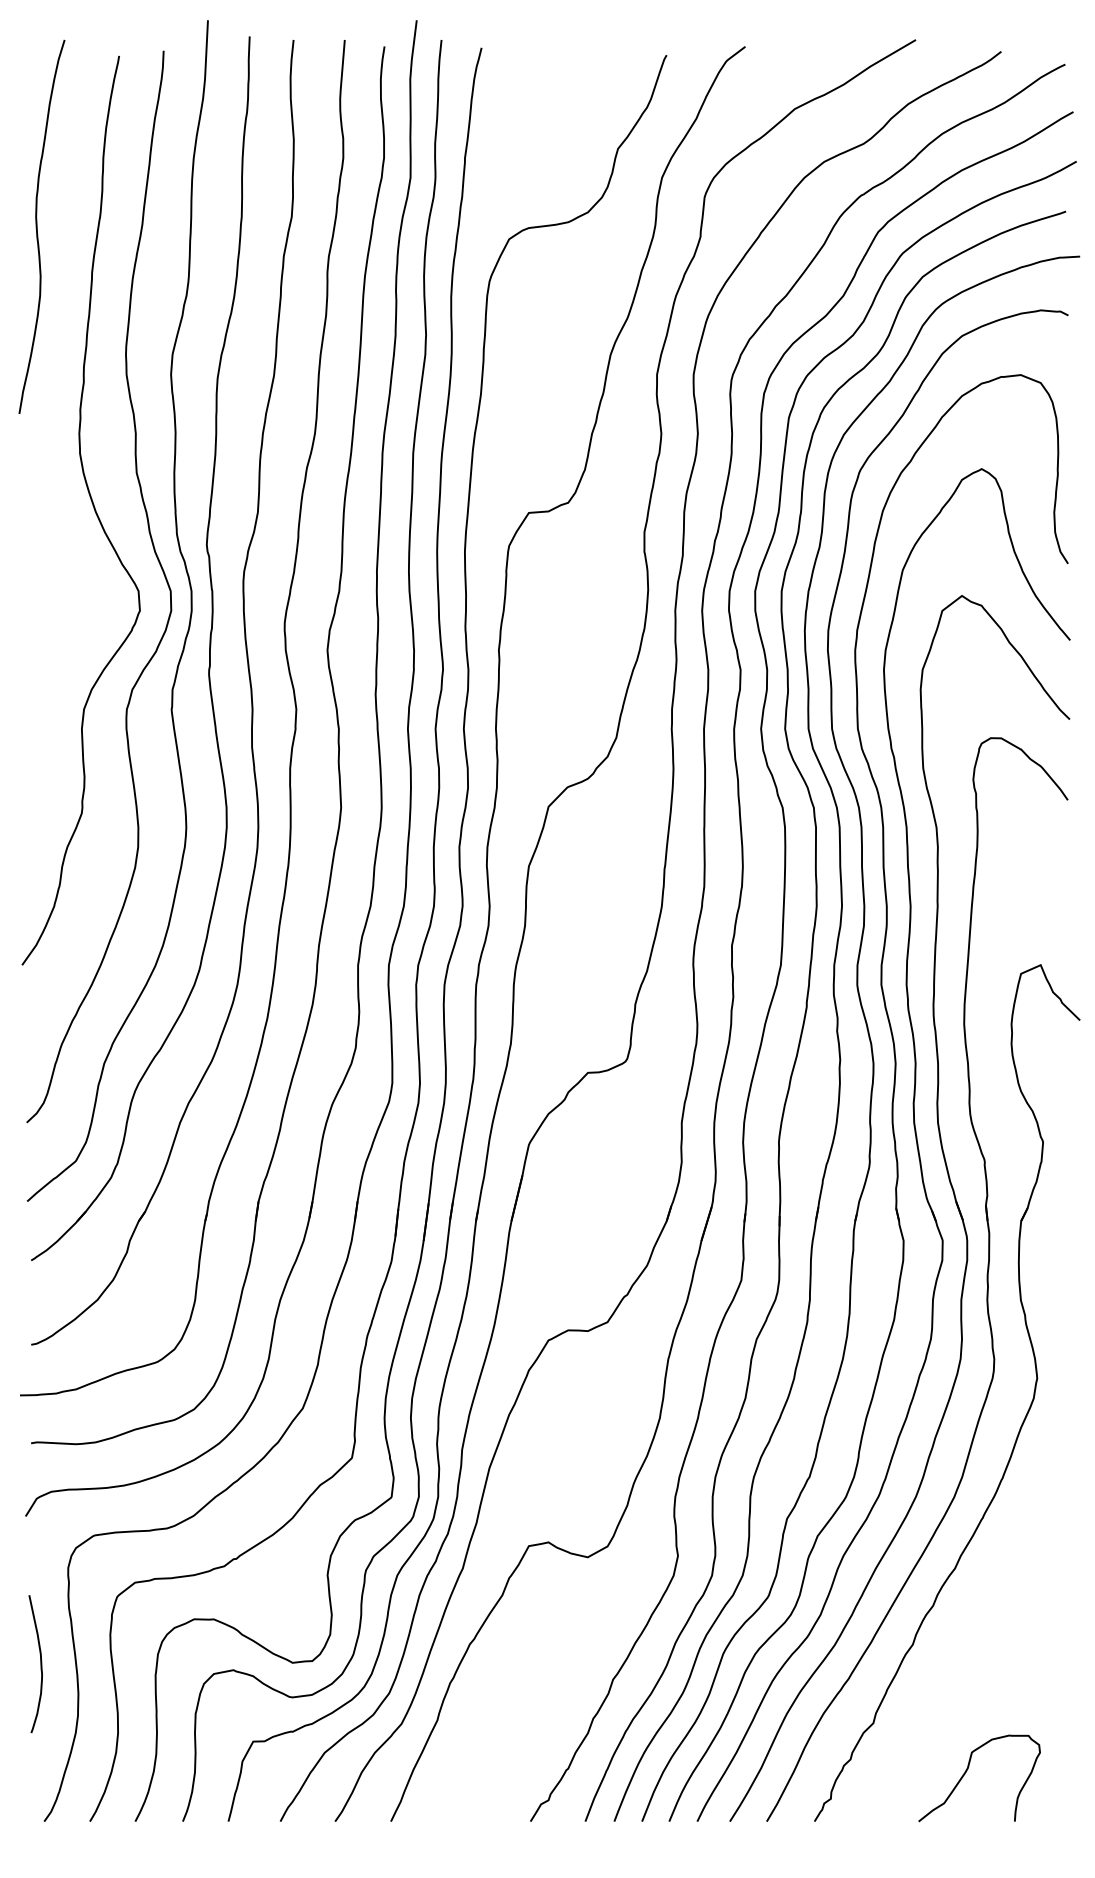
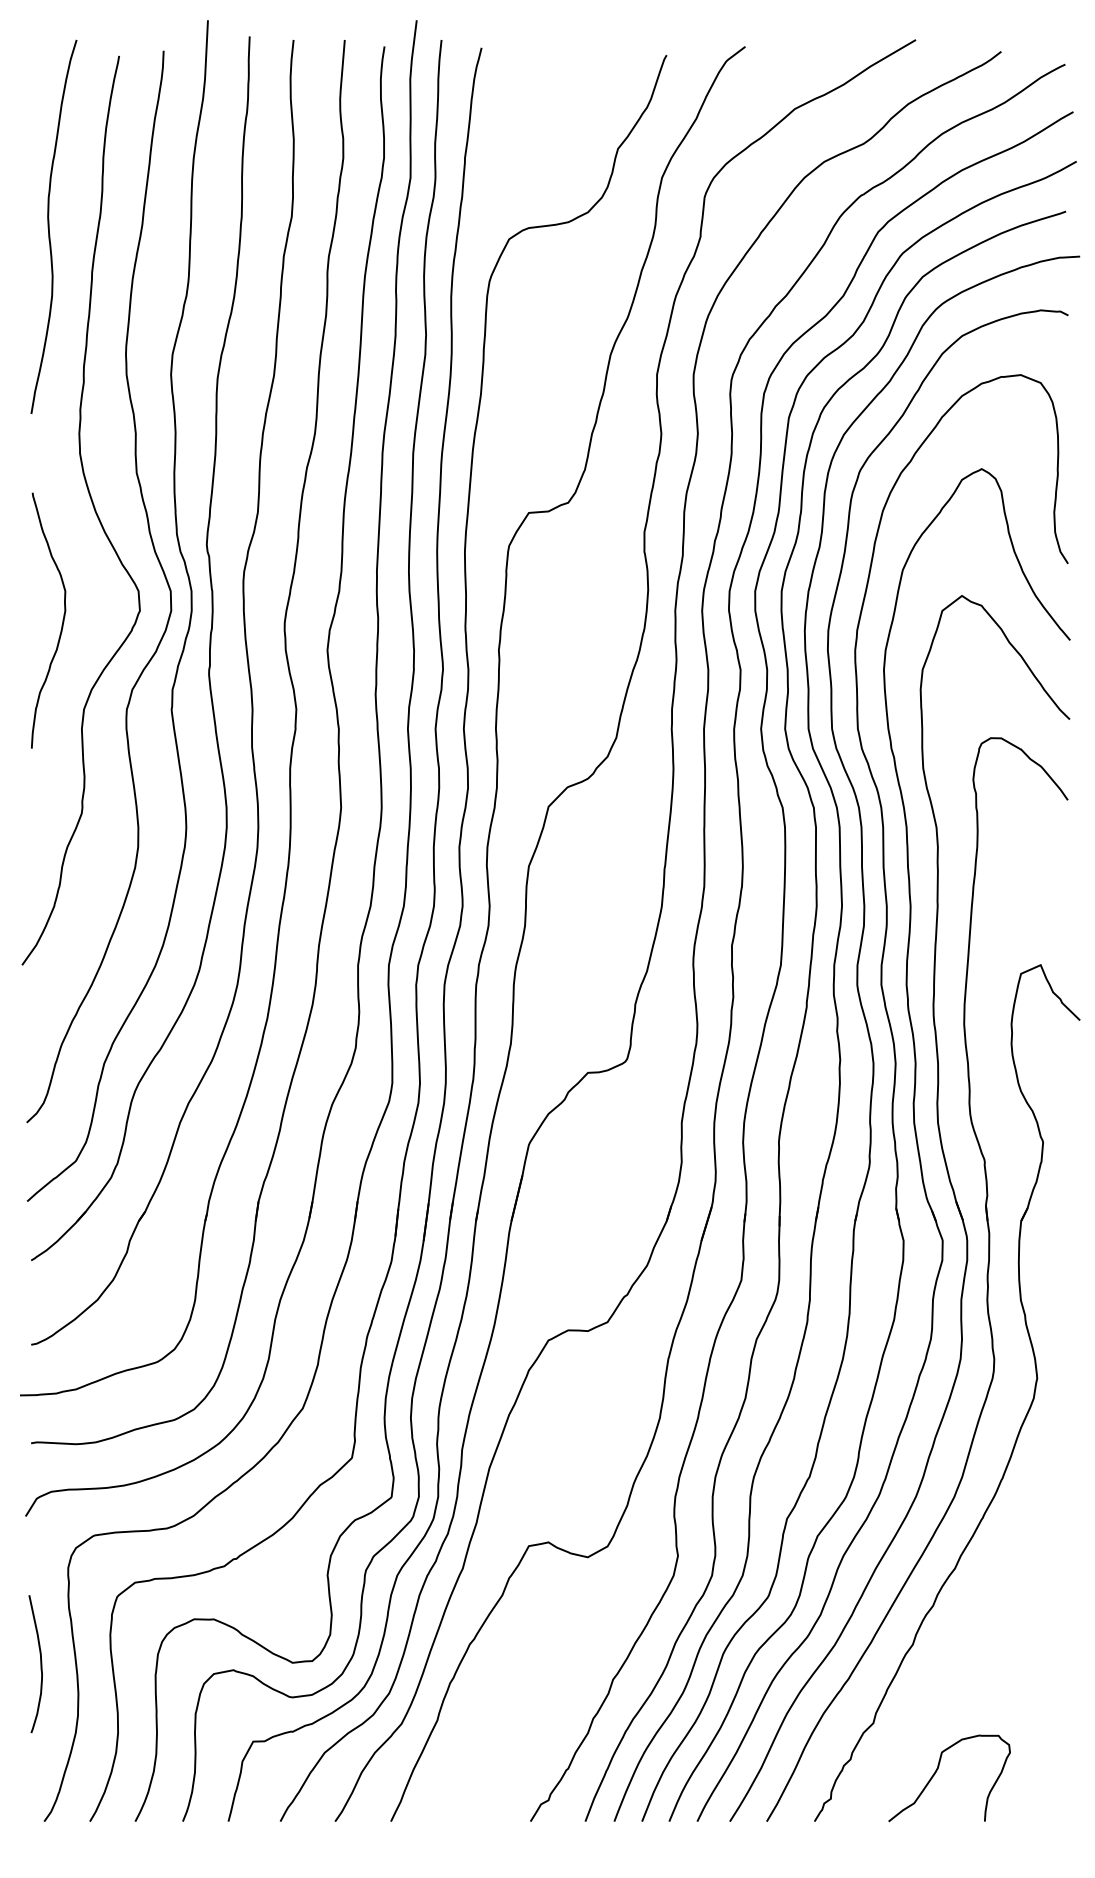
curve position: (37, 226) -> (49, 226) (49, 226)
curve: none -> present (61, 624)
curve position: (968, 1769) -> (938, 1769) (938, 1769)
